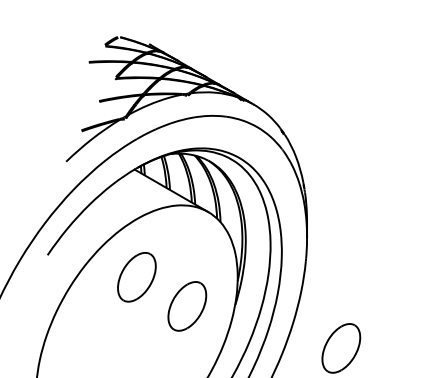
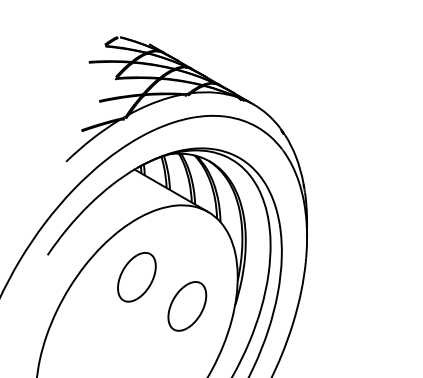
part: present -> none (341, 348)
